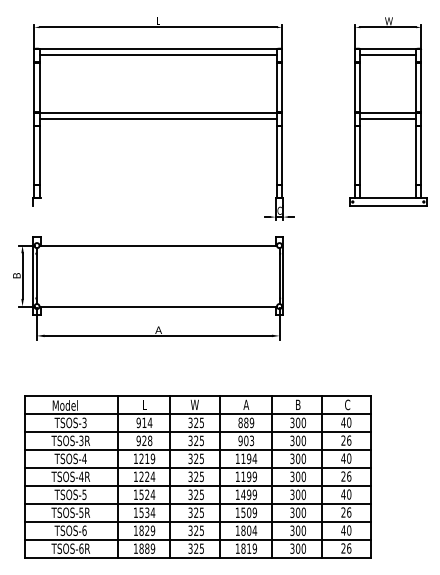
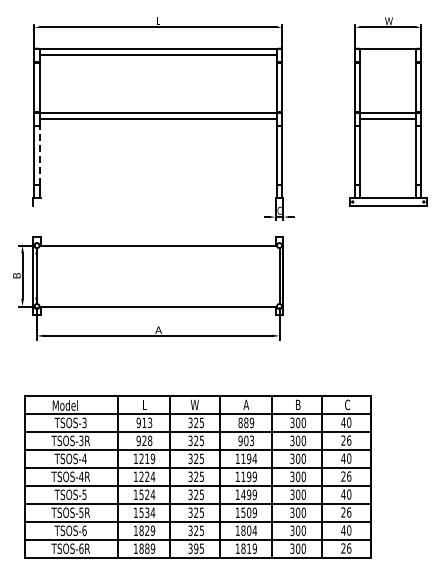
line: present -> none (388, 55)
line: solid -> dashed (39, 154)
text: 914 -> 913 (149, 422)
text: 325 -> 395 (196, 548)
